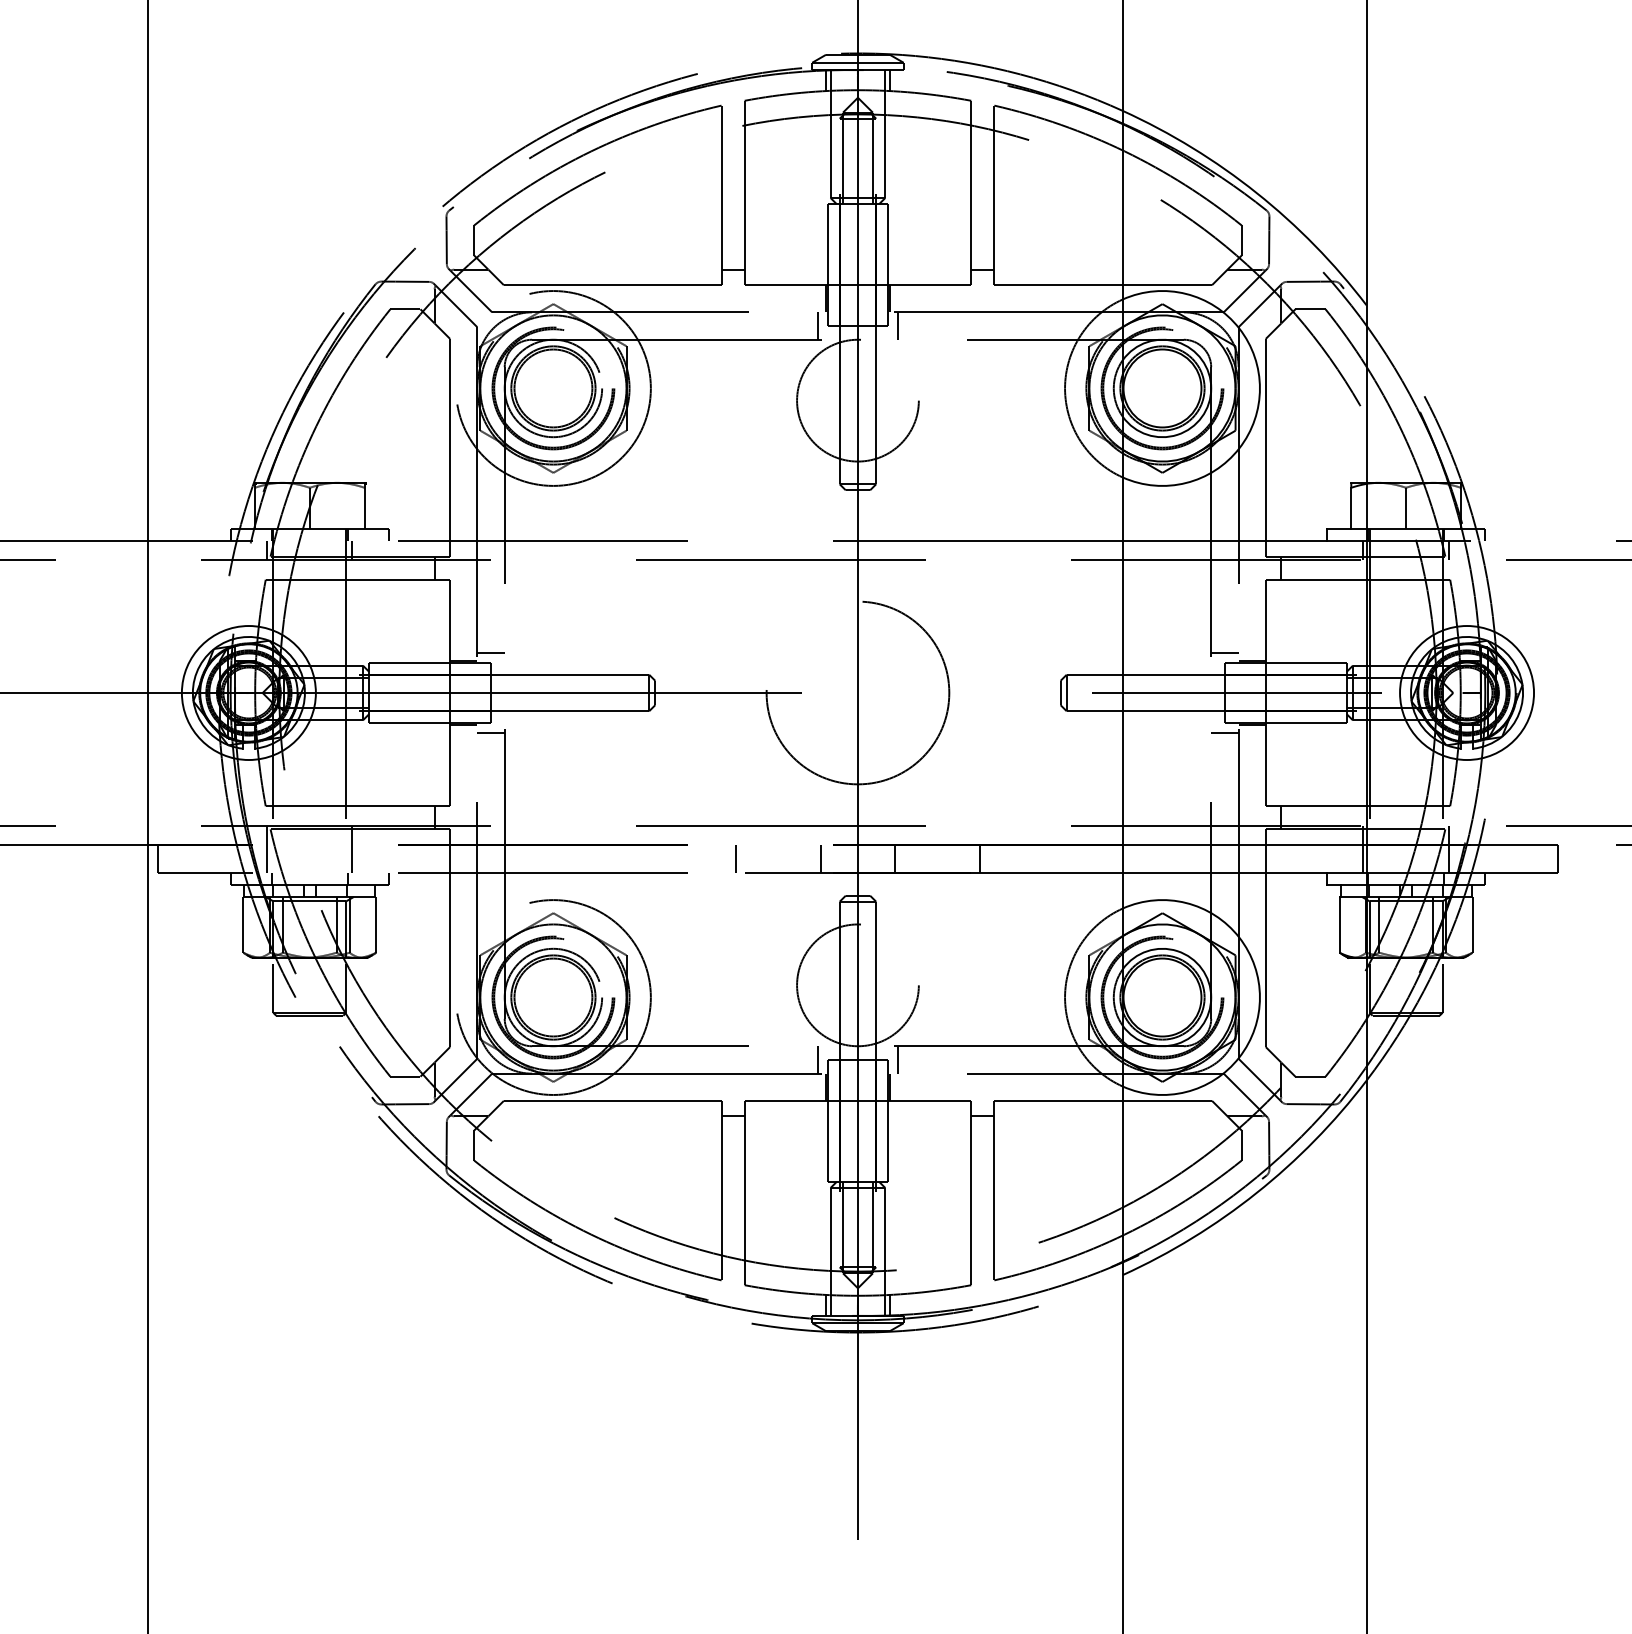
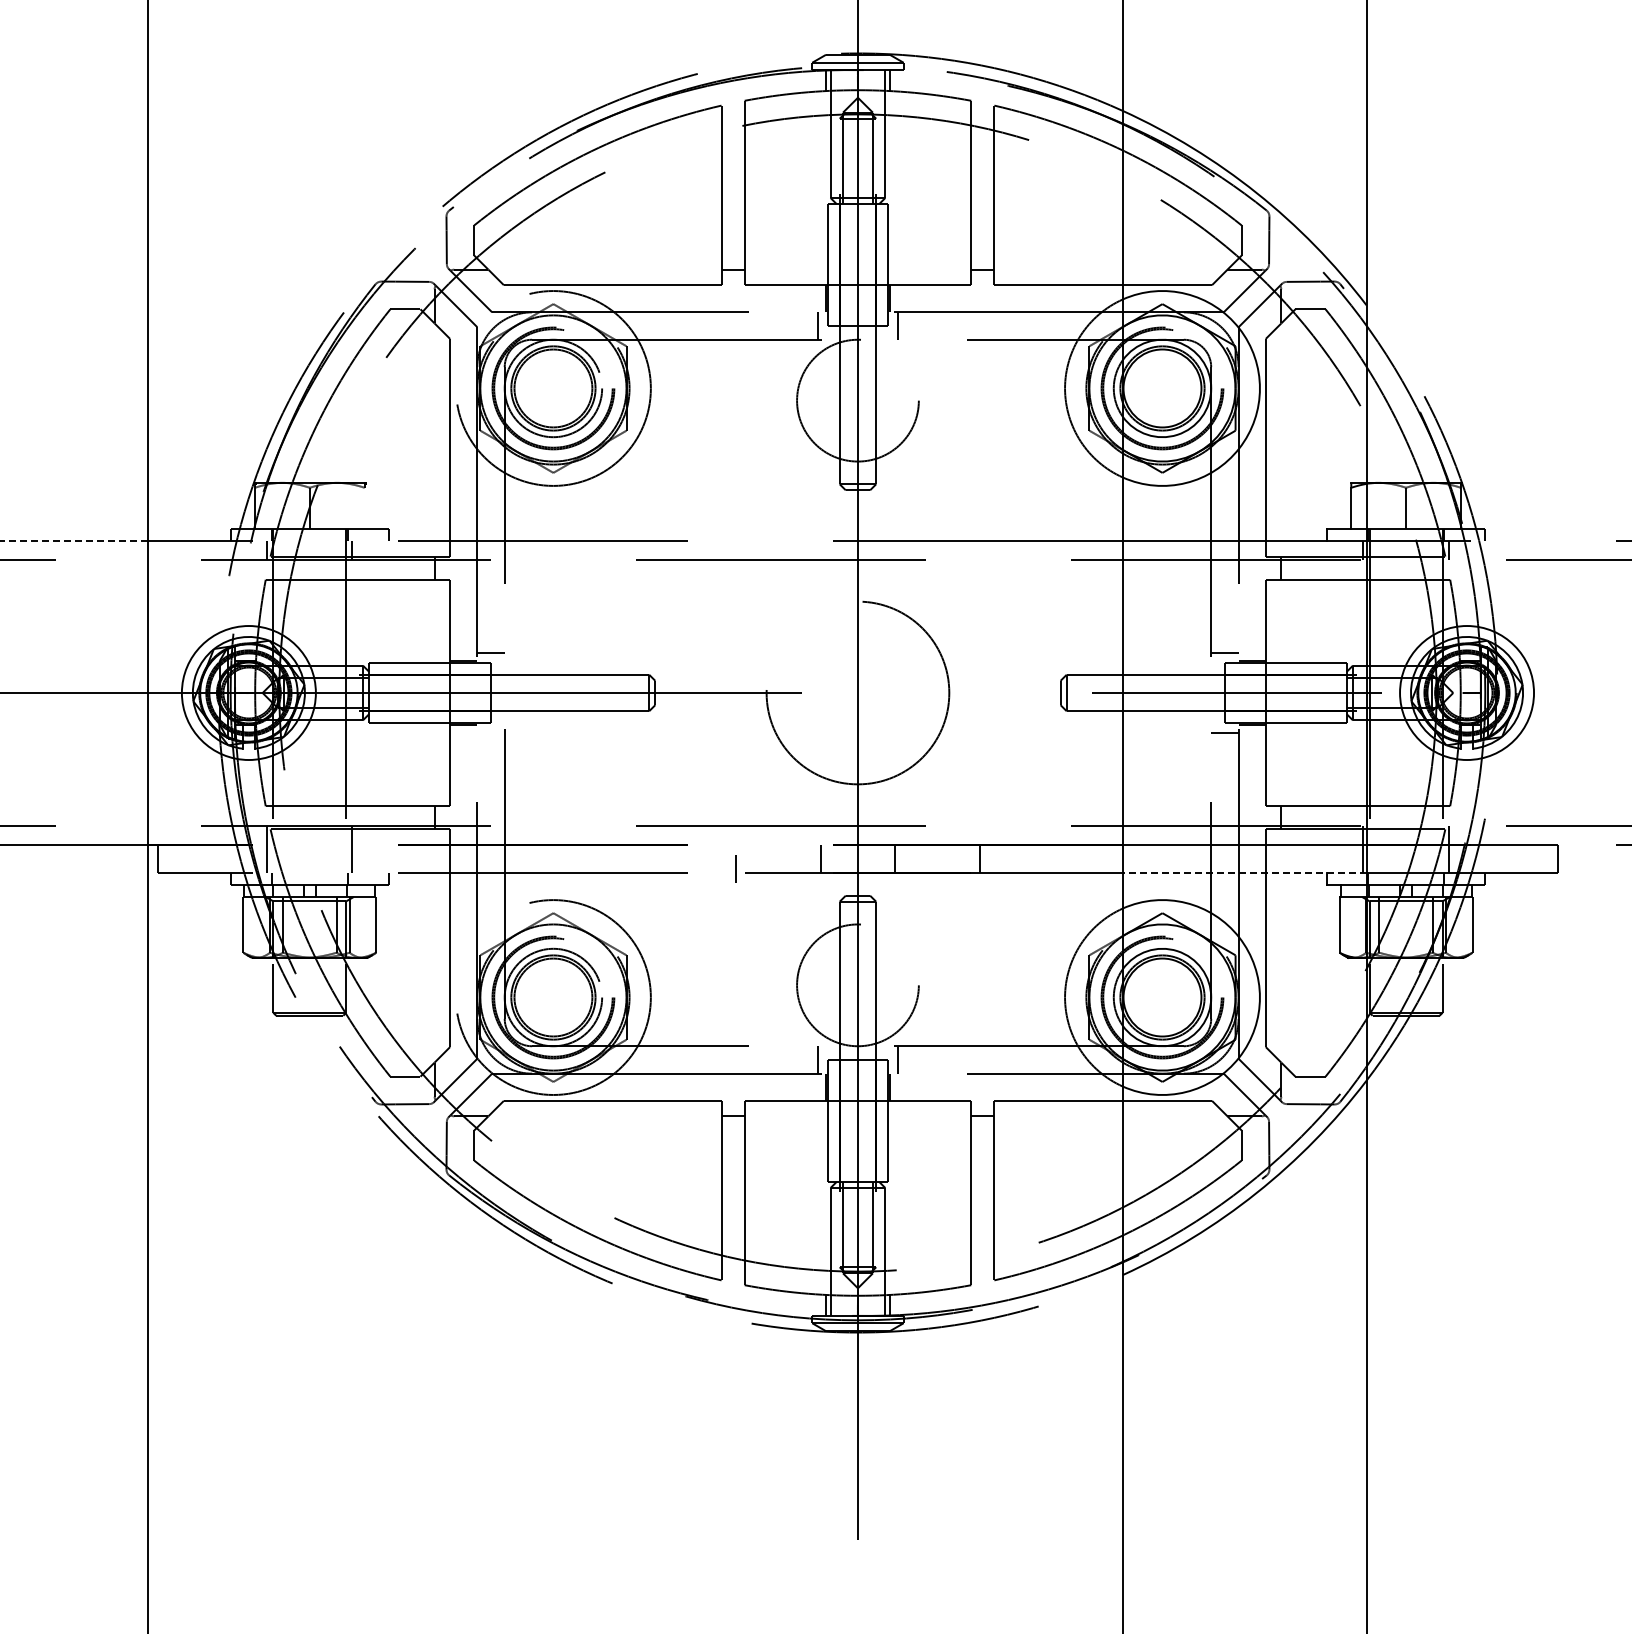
line: present -> none (364, 507)
line: solid -> dashed (74, 540)
line: present -> none (490, 732)
line position: (735, 858) -> (735, 868) (735, 868)
line: solid -> dashed (1244, 872)
